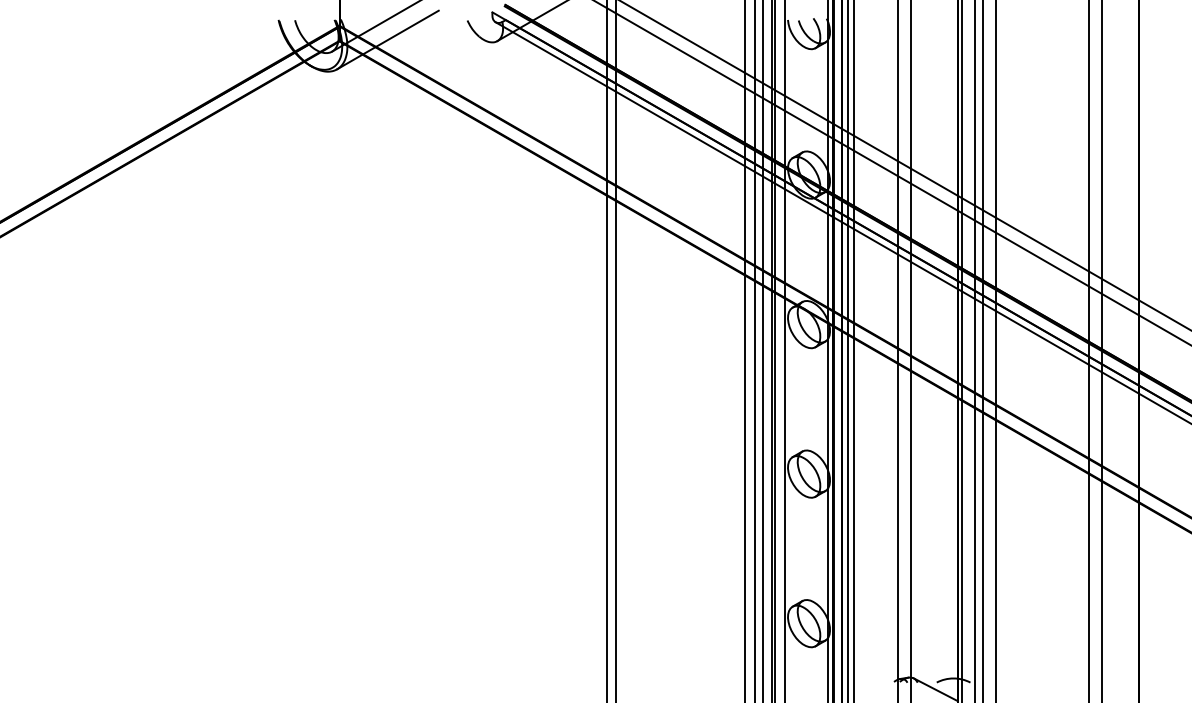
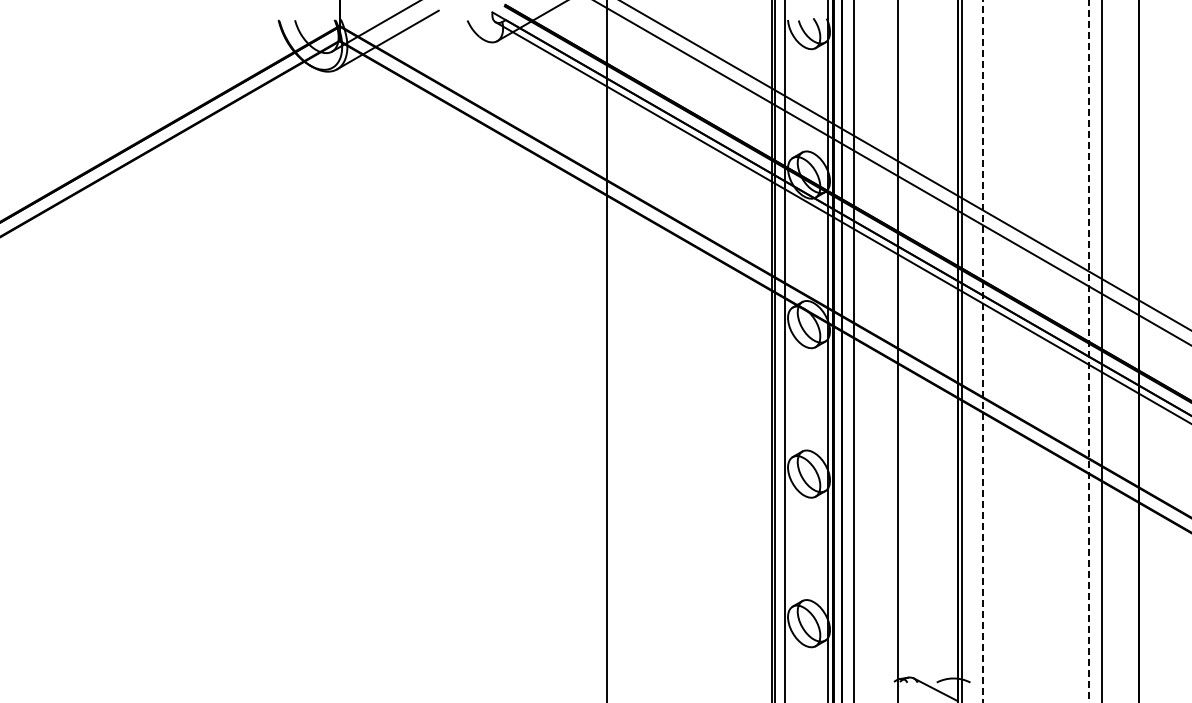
line: present -> none (616, 350)
line: present -> none (745, 350)
line: present -> none (754, 350)
line: present -> none (762, 350)
line: present -> none (847, 350)
line: present -> none (911, 350)
line: present -> none (975, 350)
line: present -> none (995, 350)
line: solid -> dashed (982, 351)
line: solid -> dashed (1089, 351)
